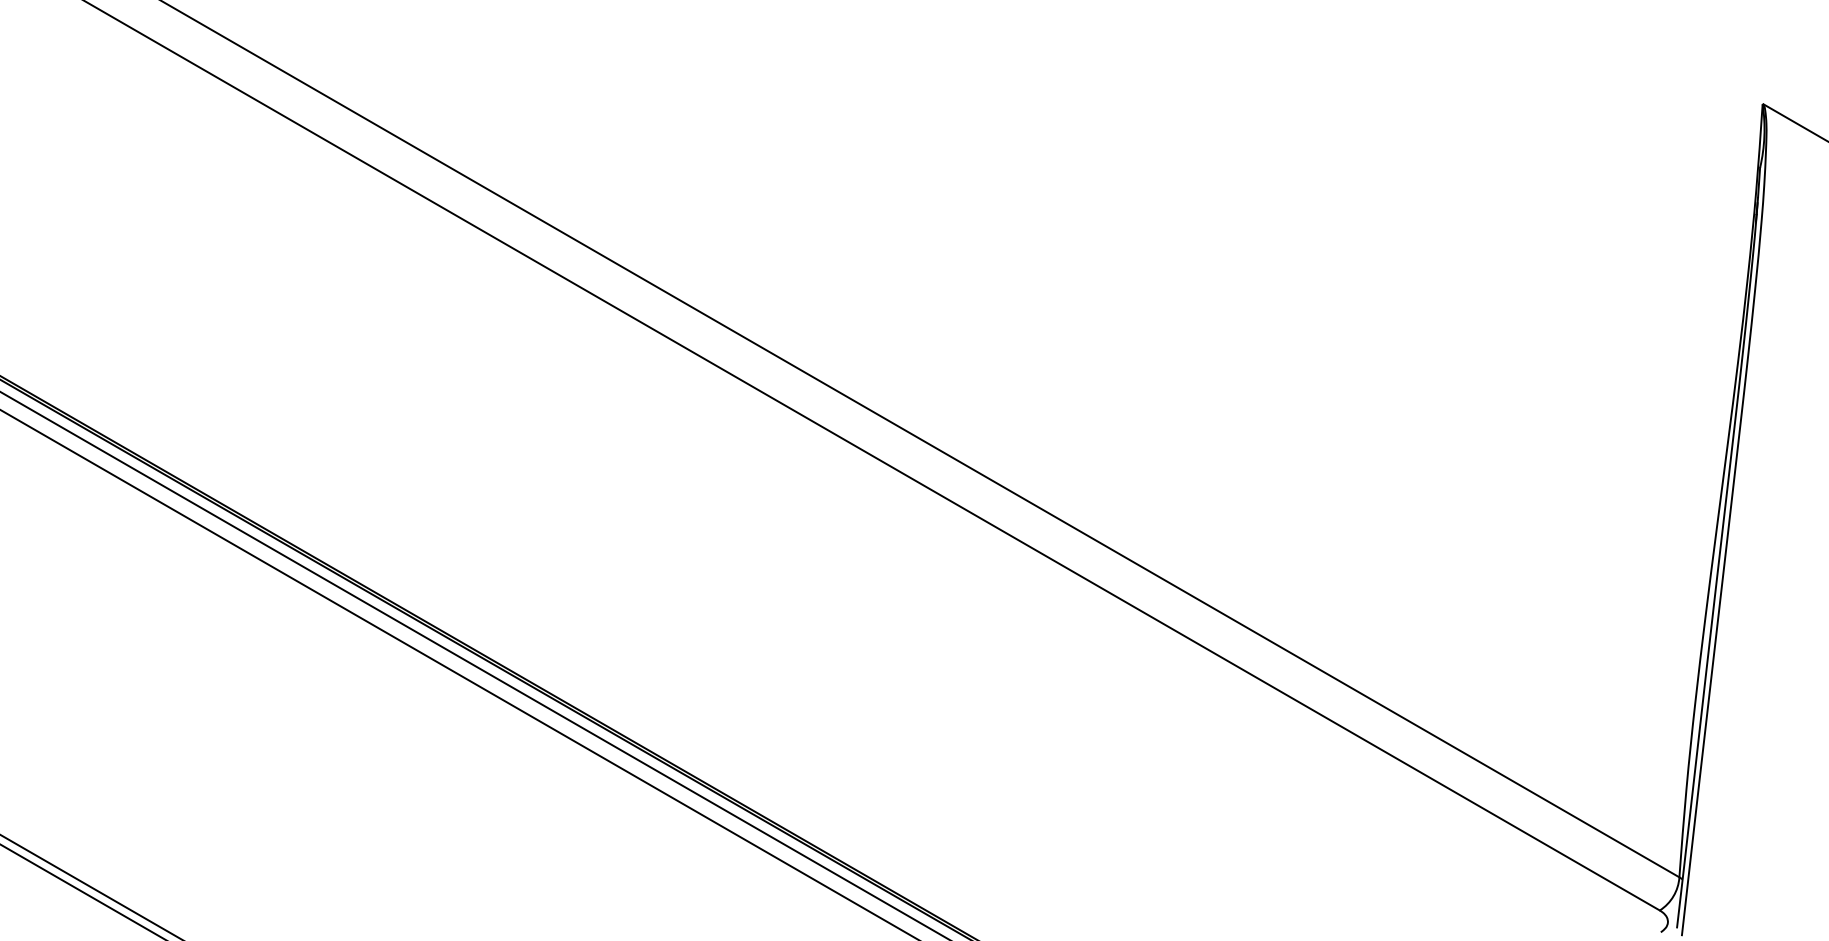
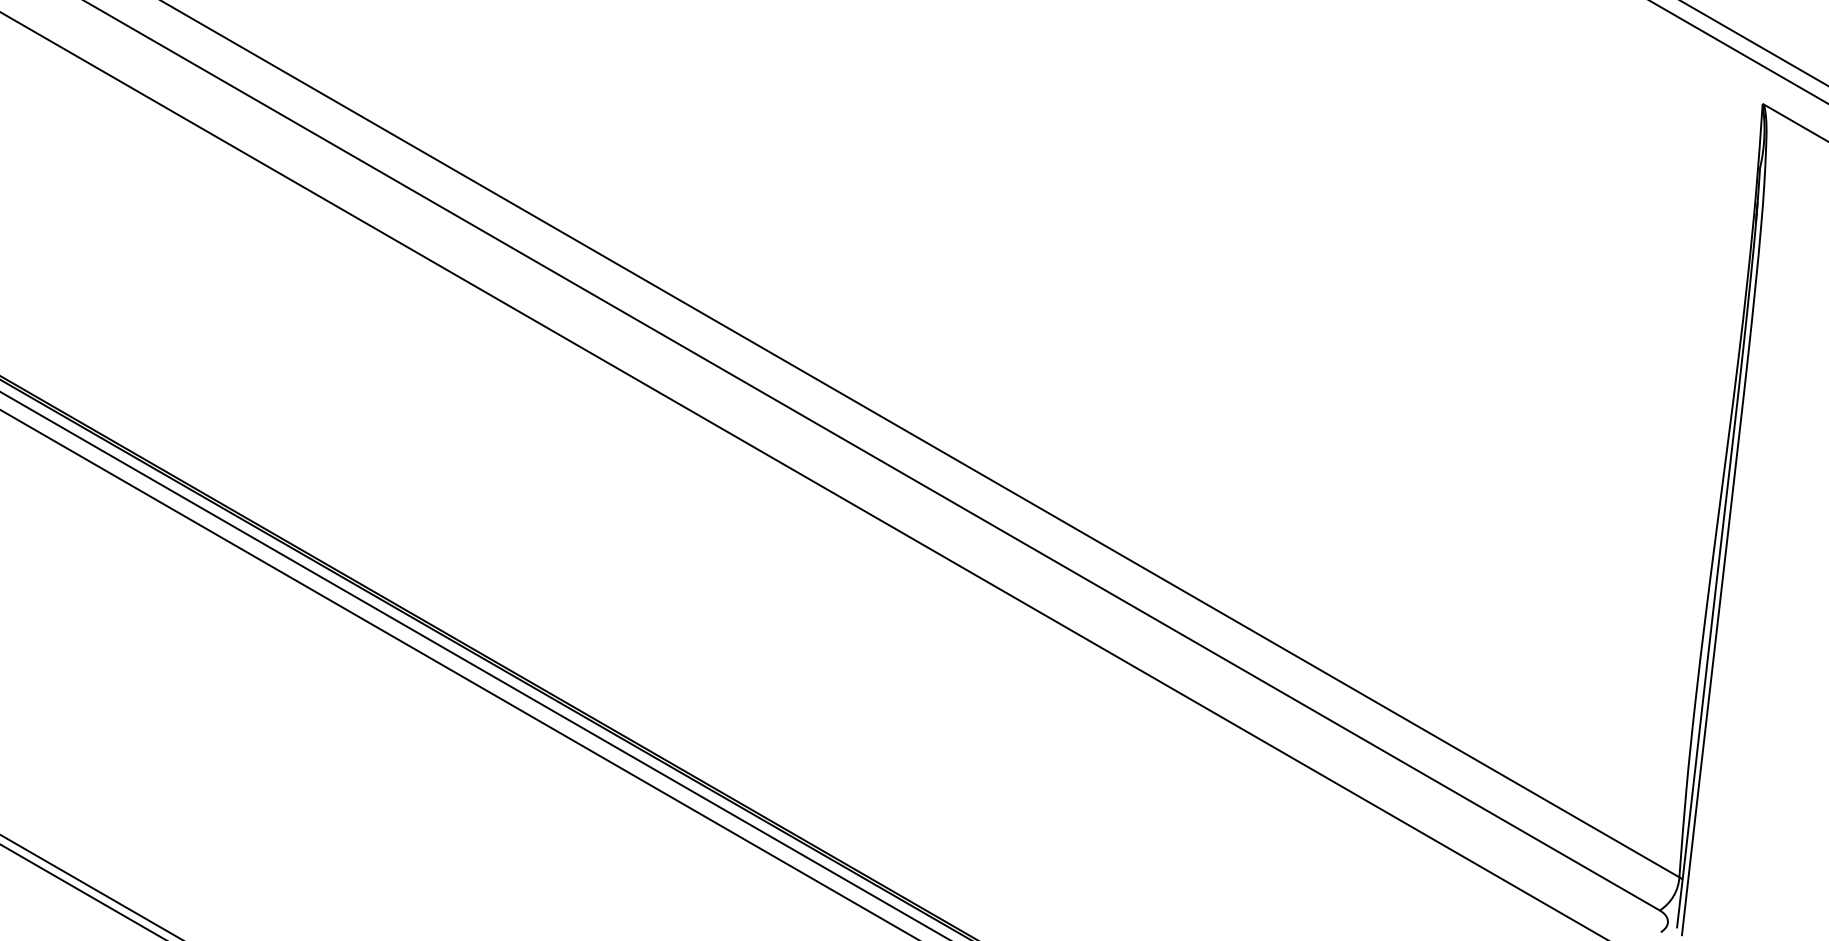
line: none -> present (1754, 43)
line: none -> present (1738, 52)
line: none -> present (802, 475)
